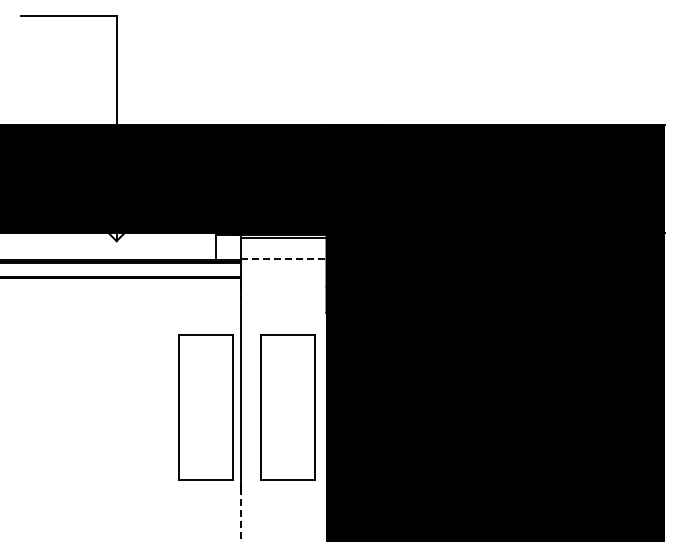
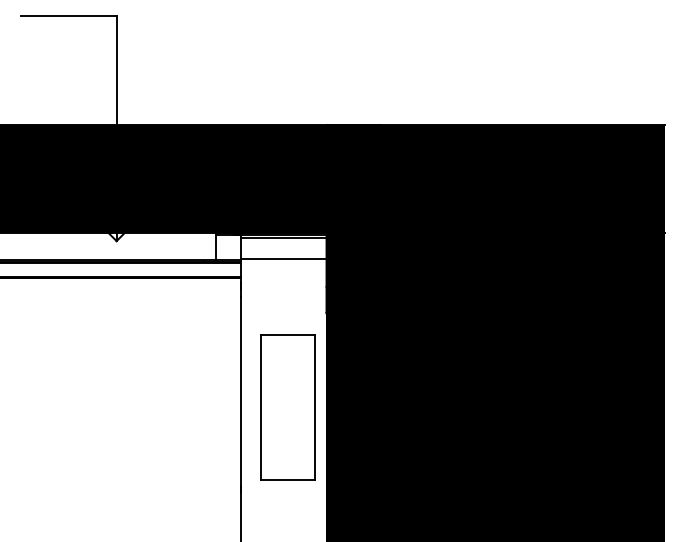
line: dashed -> solid (283, 259)
part: present -> none (205, 407)
line: dashed -> solid (240, 516)
